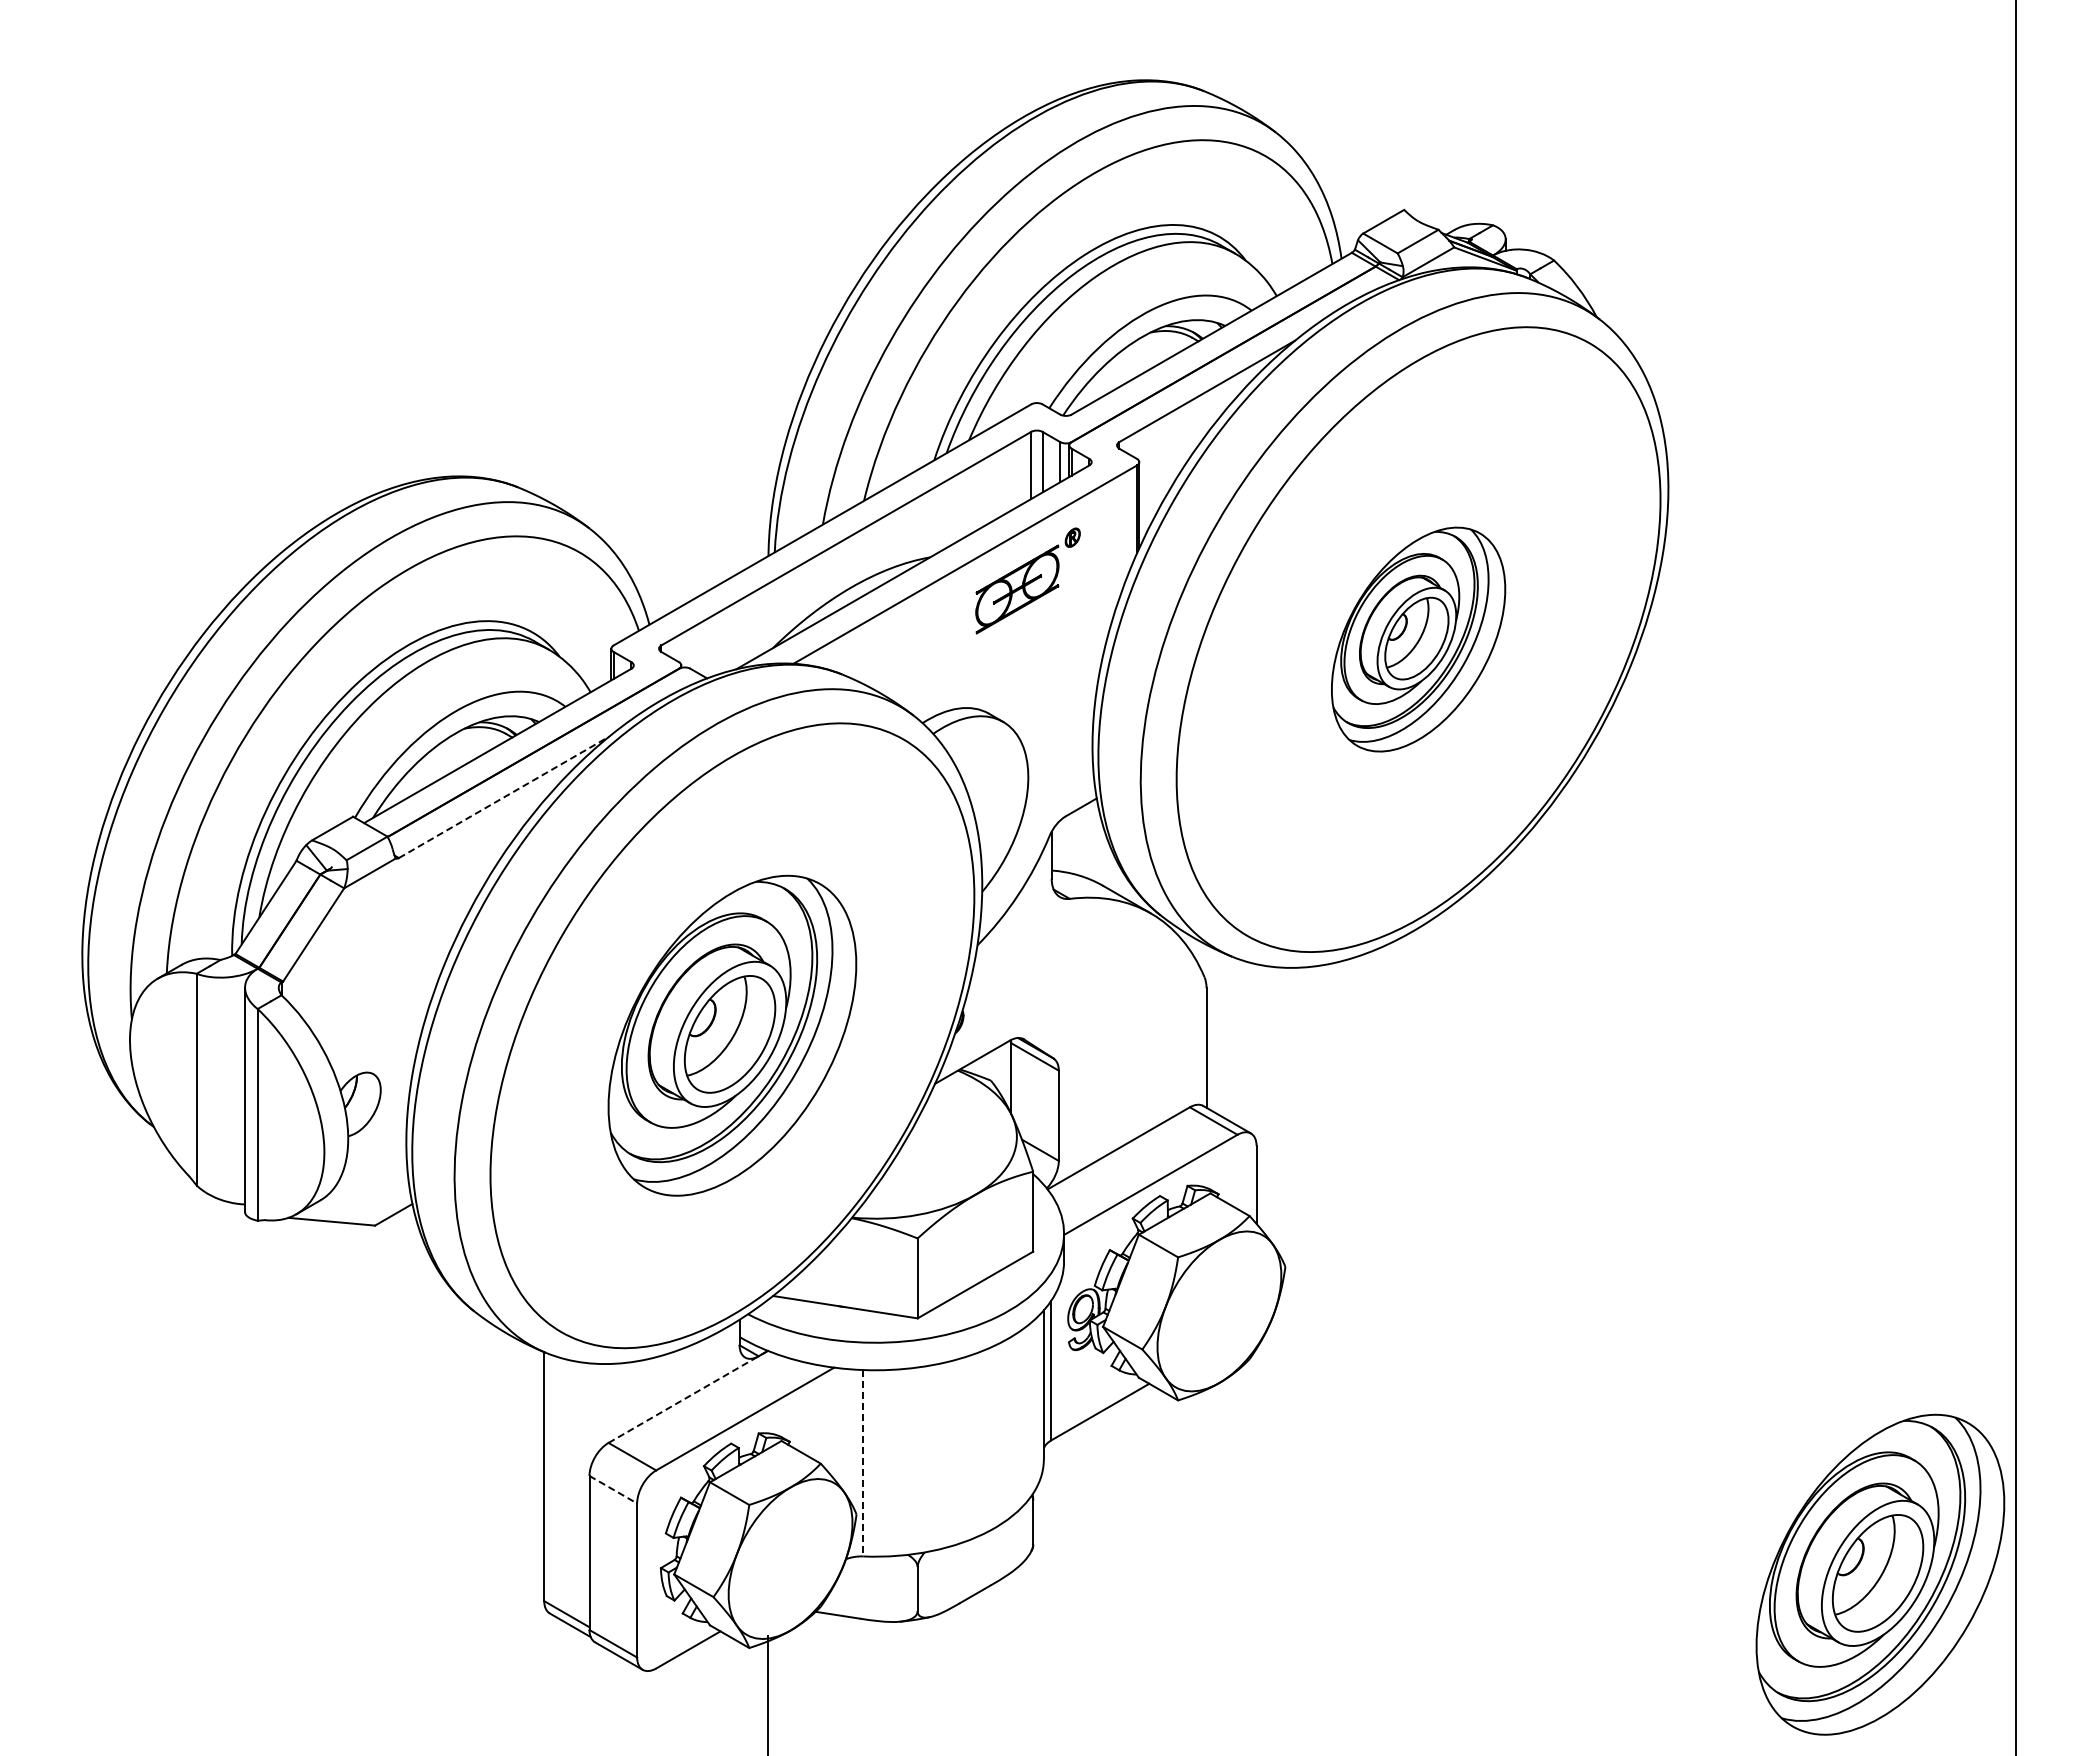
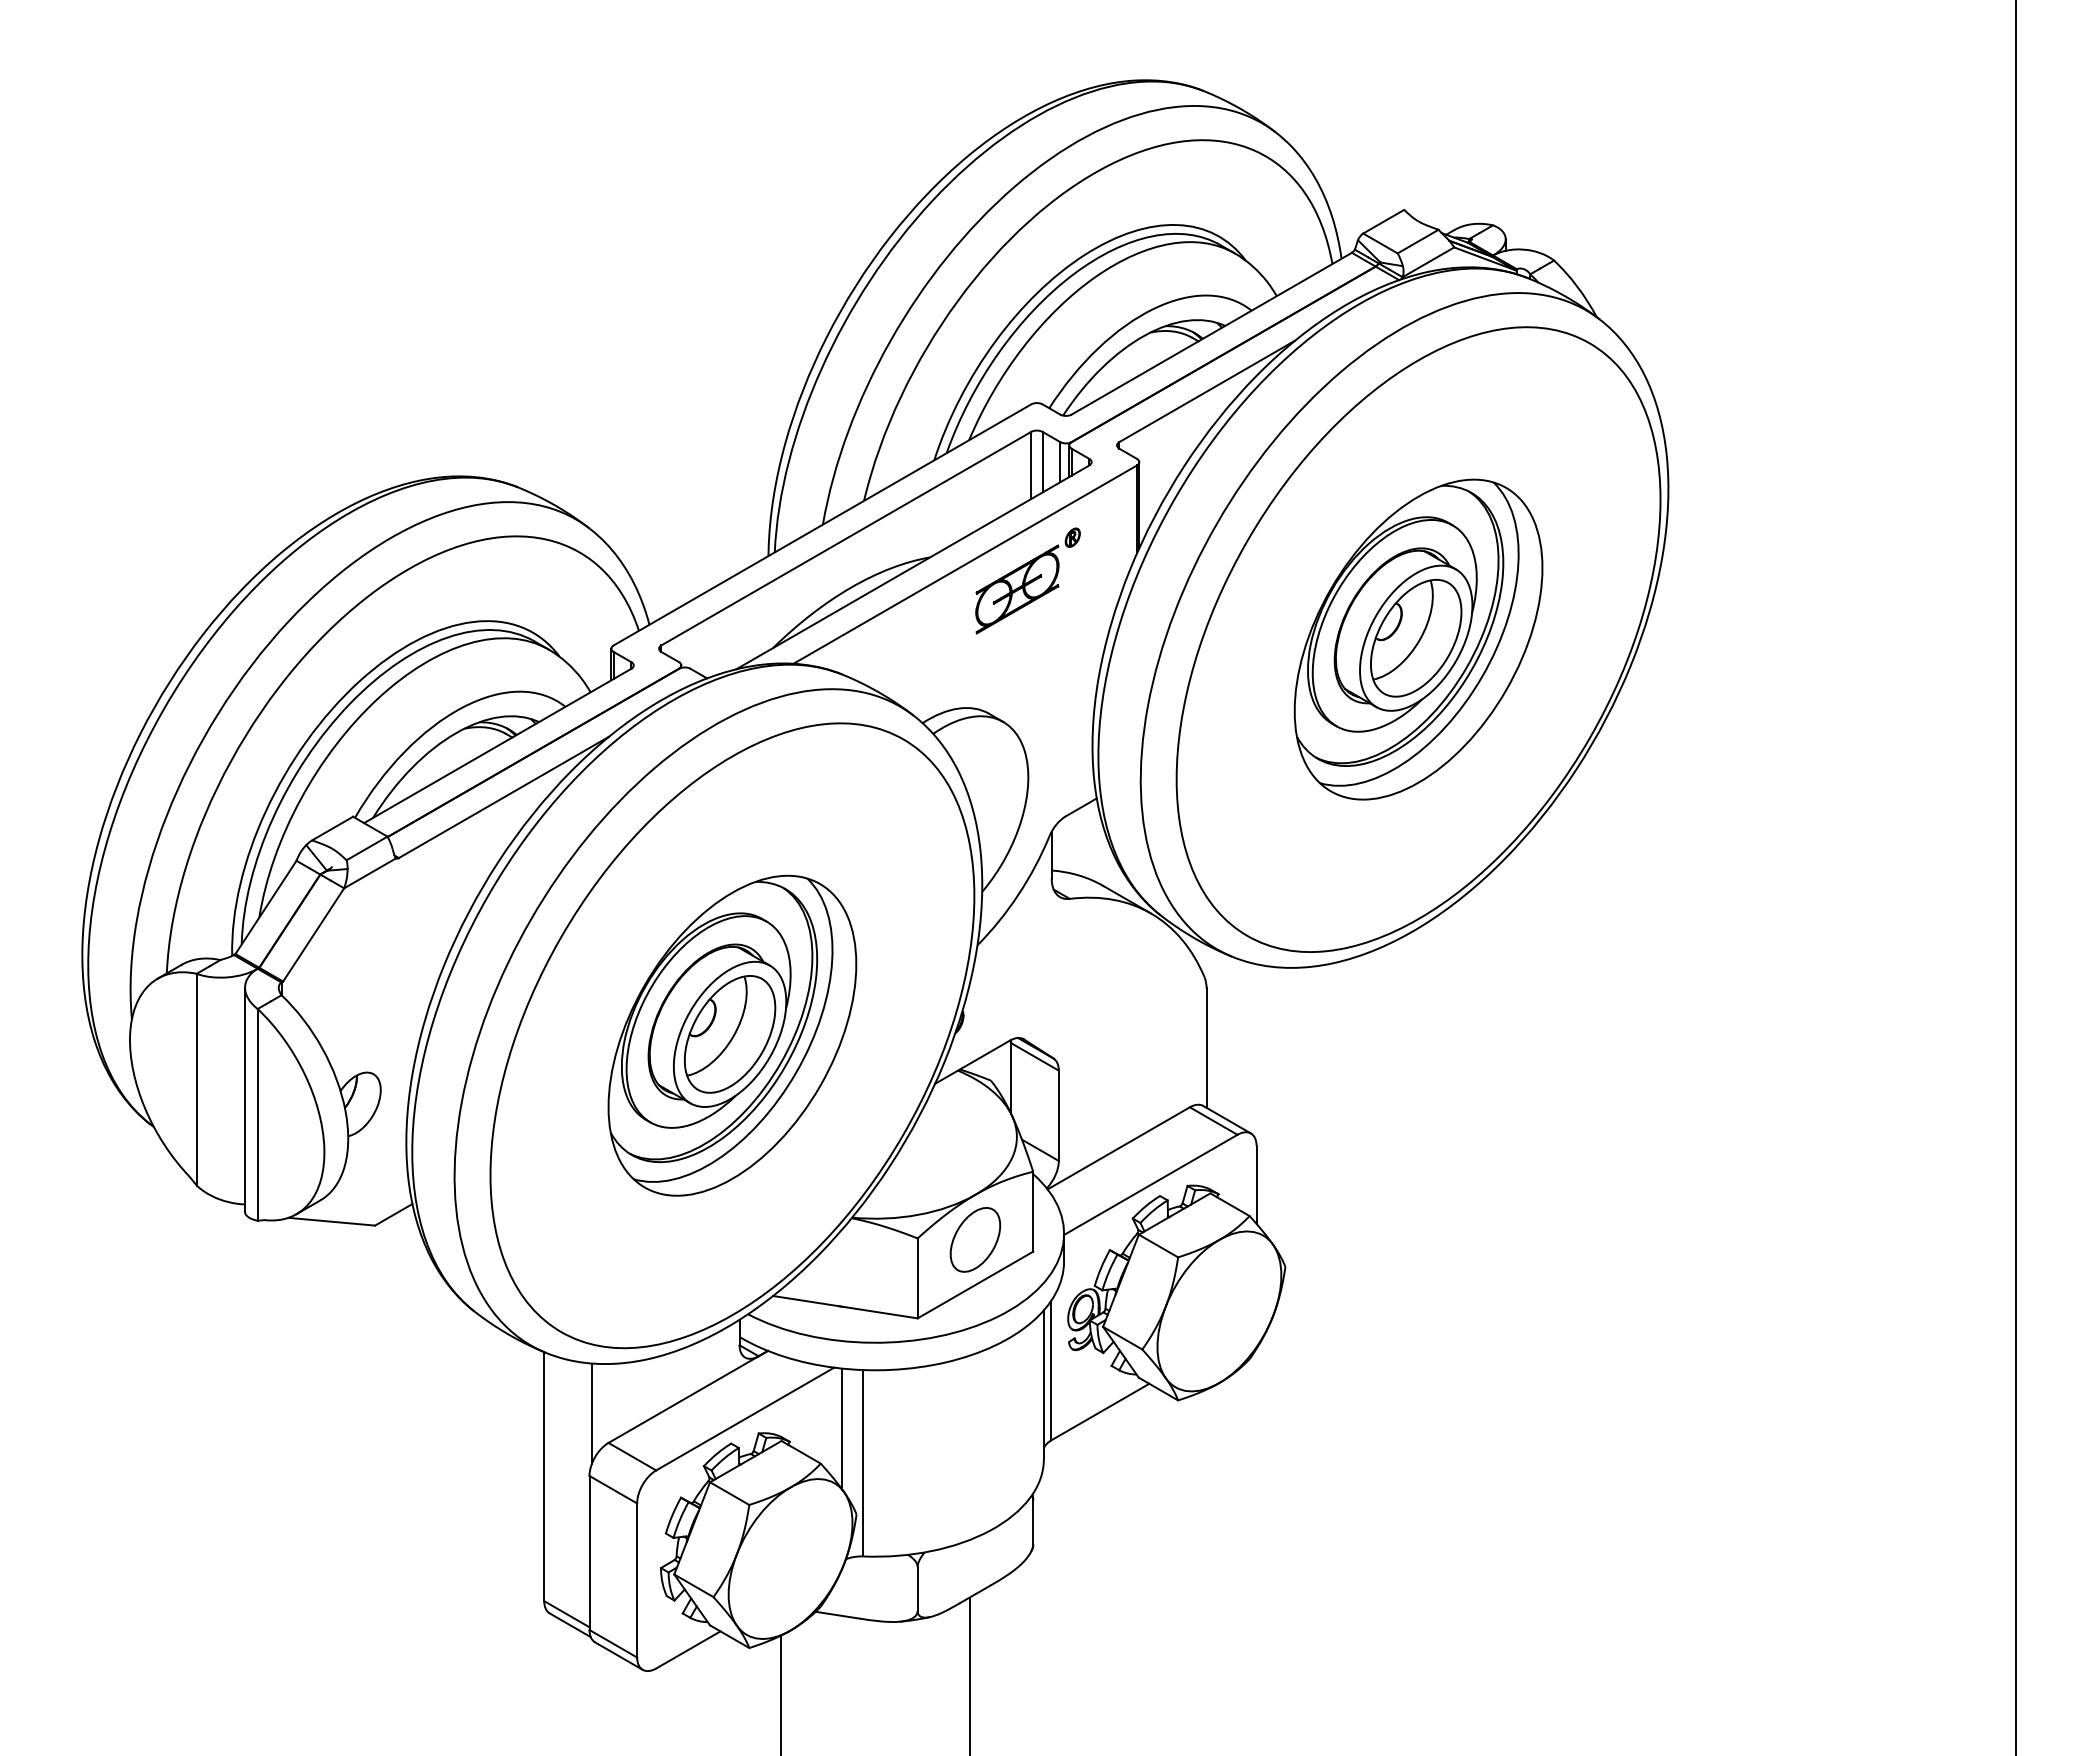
part size: 176x227 px -> 251x323 px (1418, 639)
line: dashed -> solid (504, 797)
part: none -> present (975, 1239)
line: dashed -> solid (688, 1396)
line: none -> present (591, 1413)
line: none -> present (842, 1428)
line: dashed -> solid (863, 1463)
line: dashed -> solid (613, 1489)
part: present -> none (1880, 1574)
line: none -> present (969, 1674)
line position: (768, 1693) -> (781, 1693) (781, 1693)
